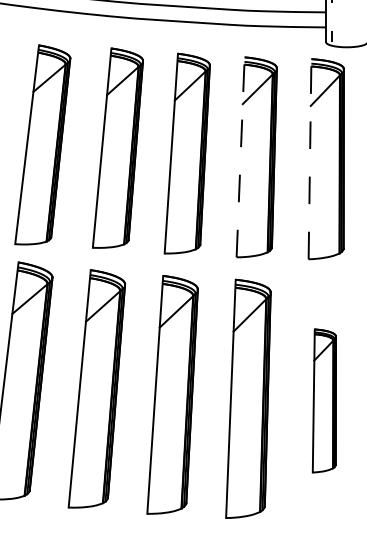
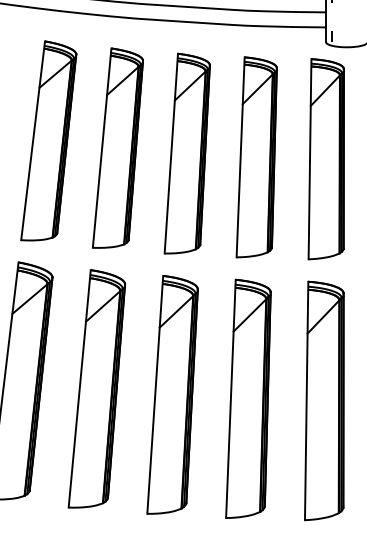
part position: (42, 144) -> (48, 140) (48, 140)
line: dashed -> solid (240, 156)
line: dashed -> solid (310, 158)
part size: 26x146 px -> 41x242 px (324, 400)
